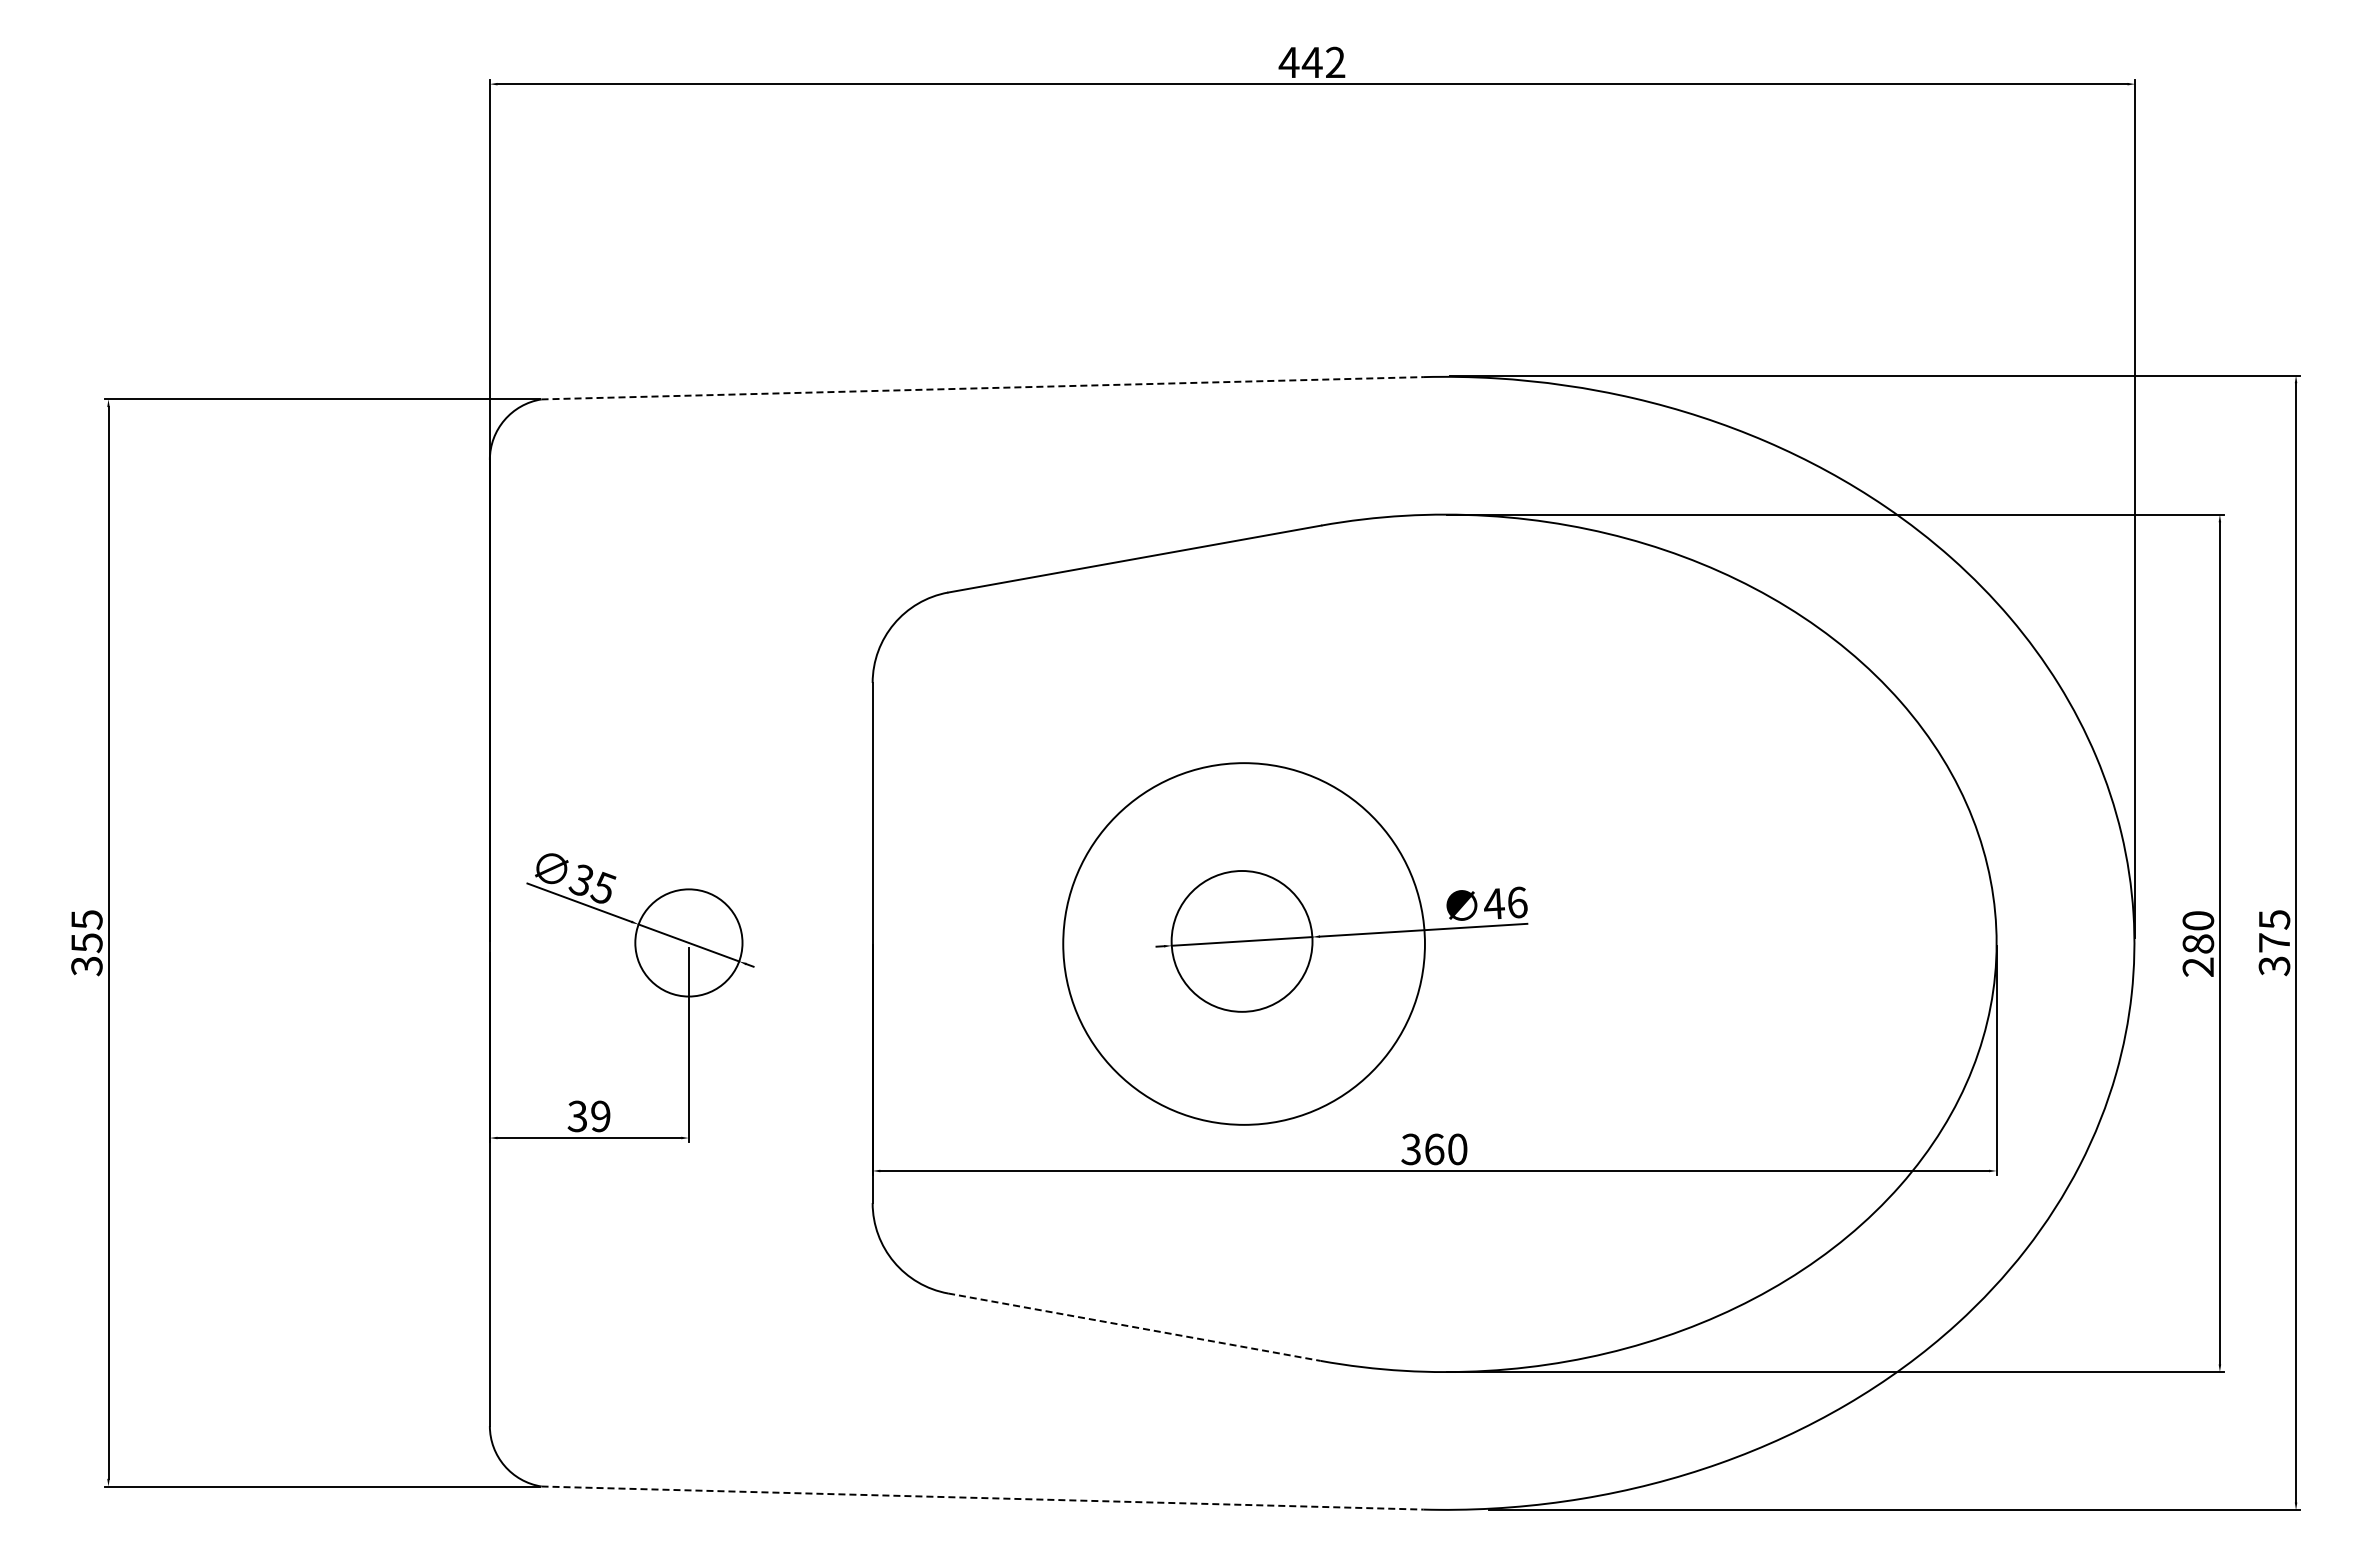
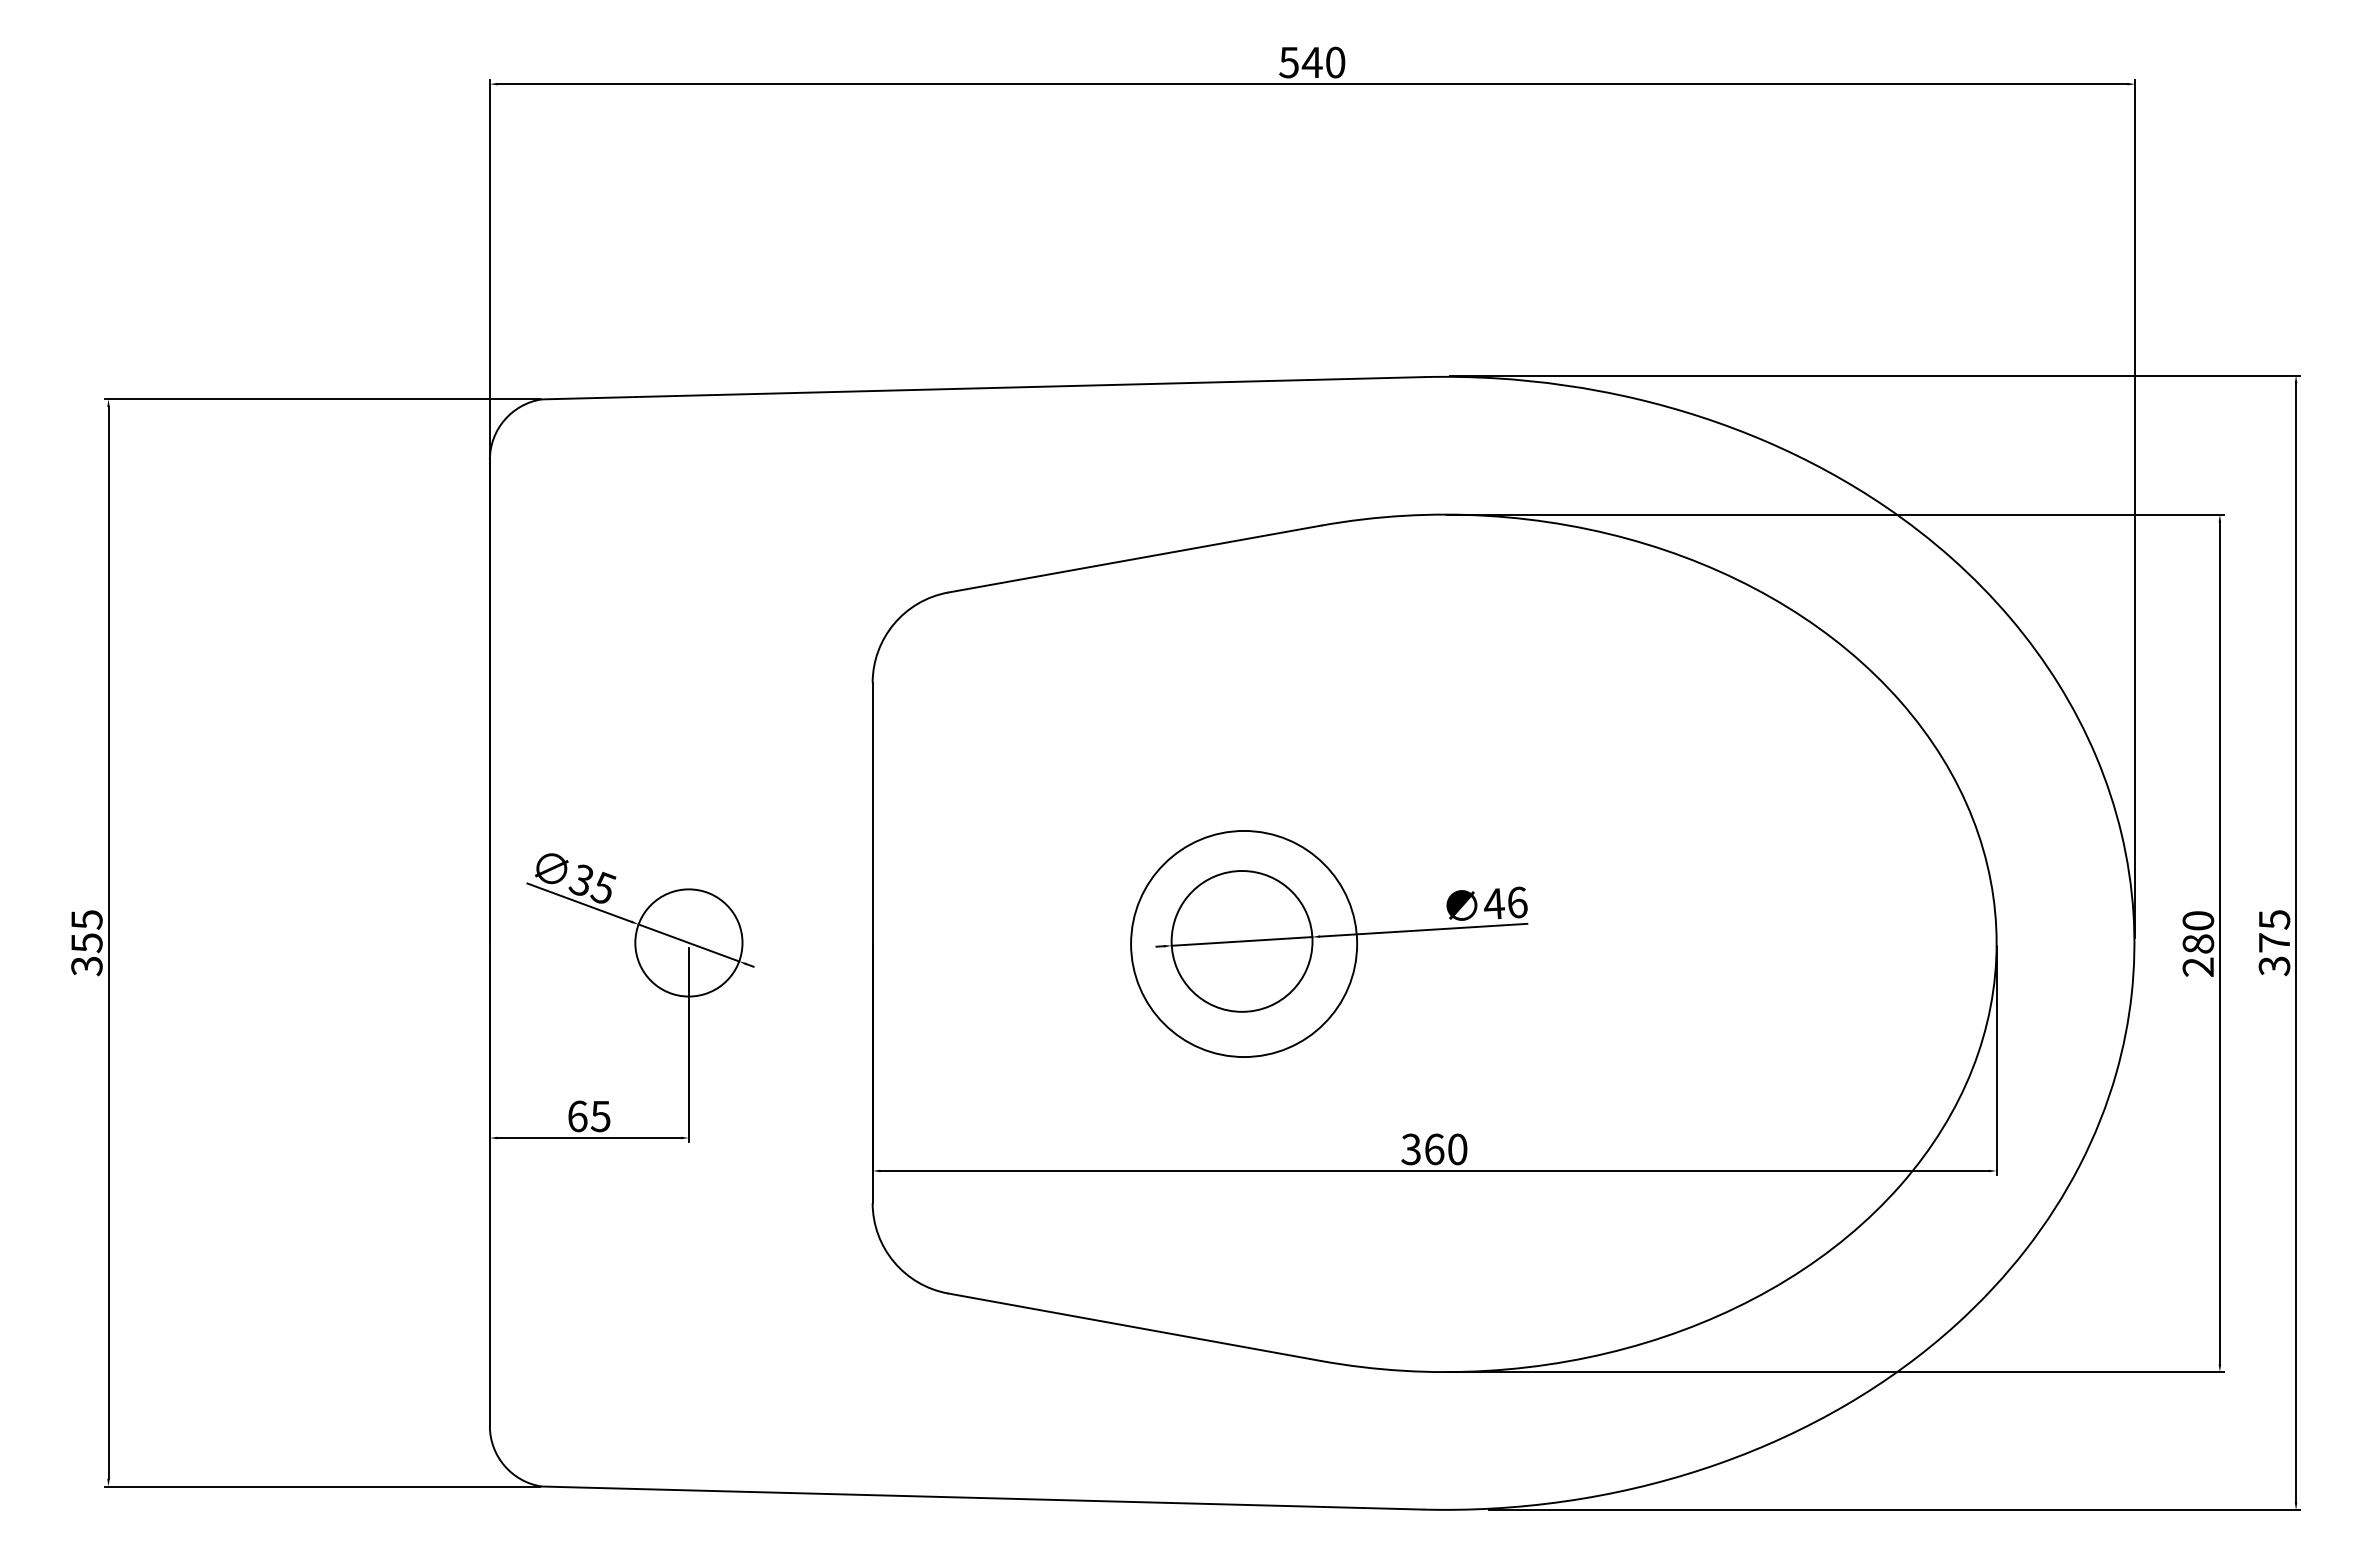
text: 442 -> 540 (1311, 62)
line: dashed -> solid (983, 388)
circle diameter: 362 px -> 226 px (1244, 943)
text: 39 -> 65 (588, 1116)
line: dashed -> solid (1134, 1327)
line: dashed -> solid (983, 1498)
